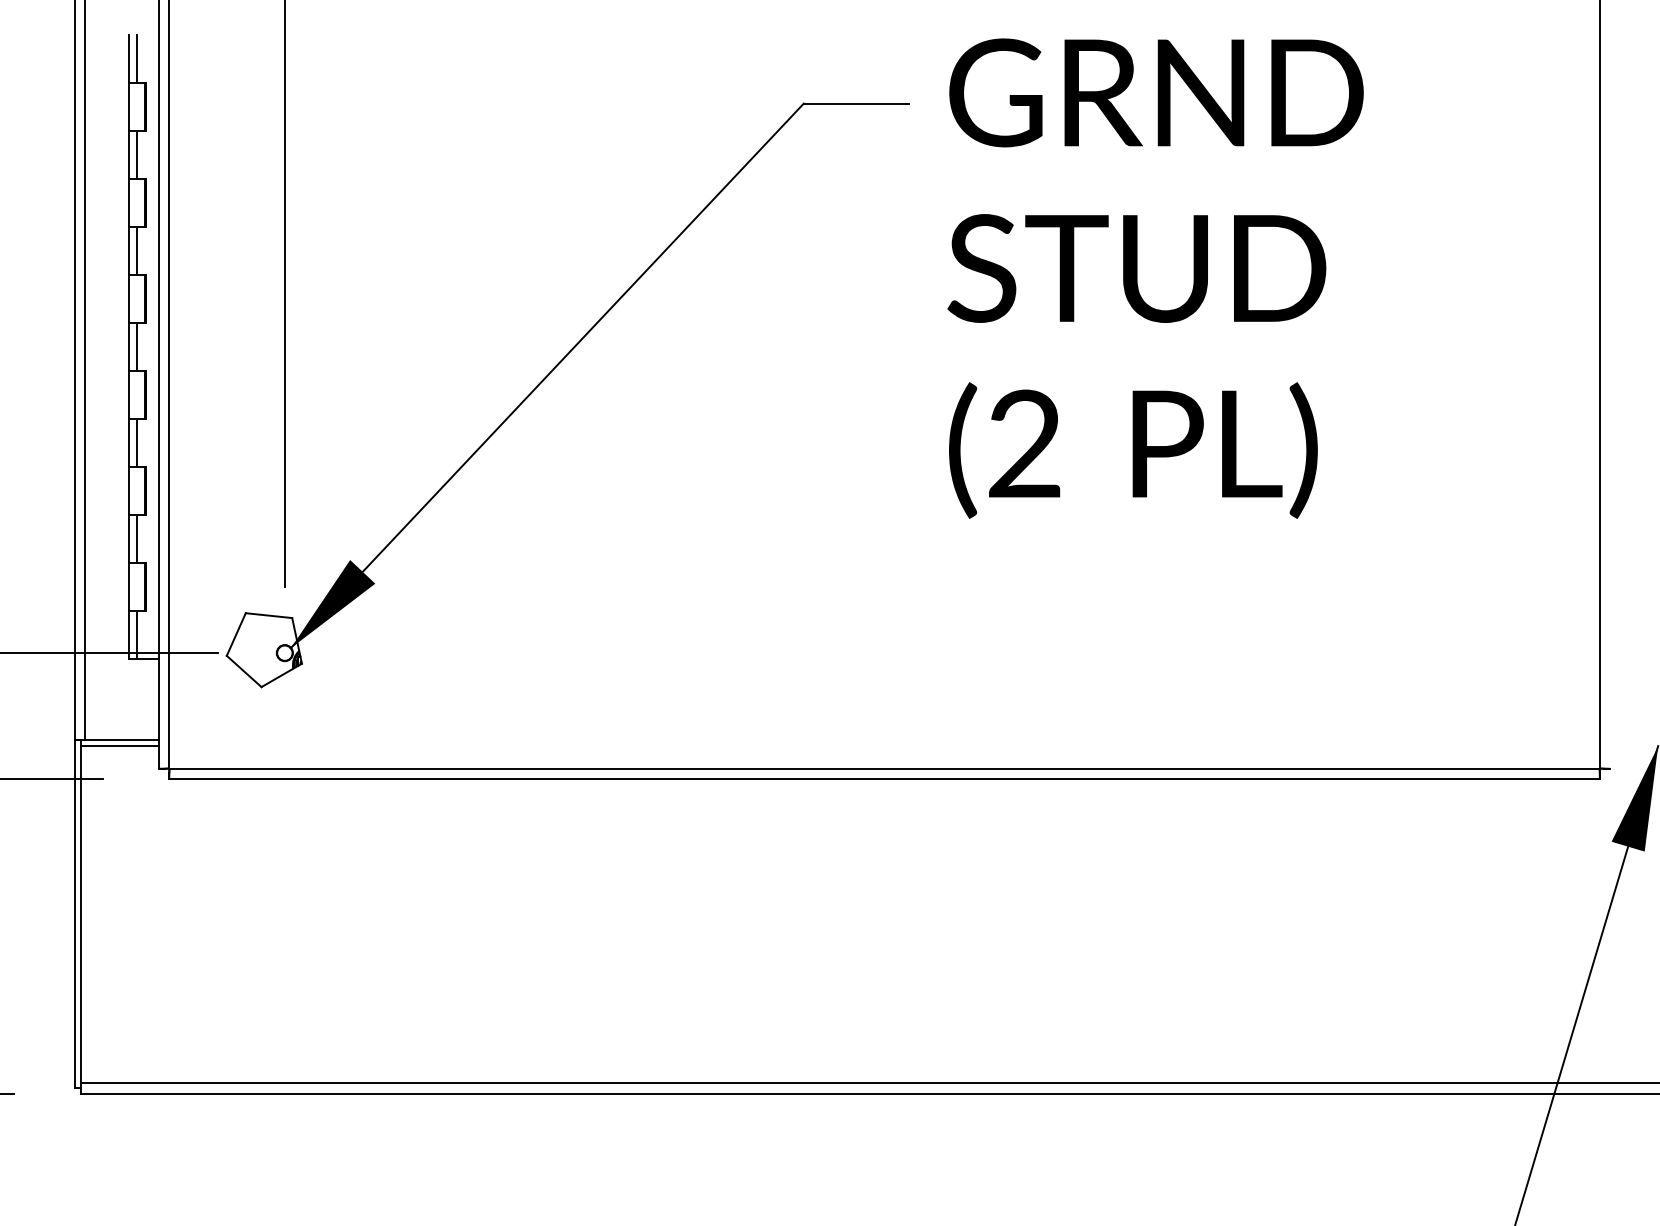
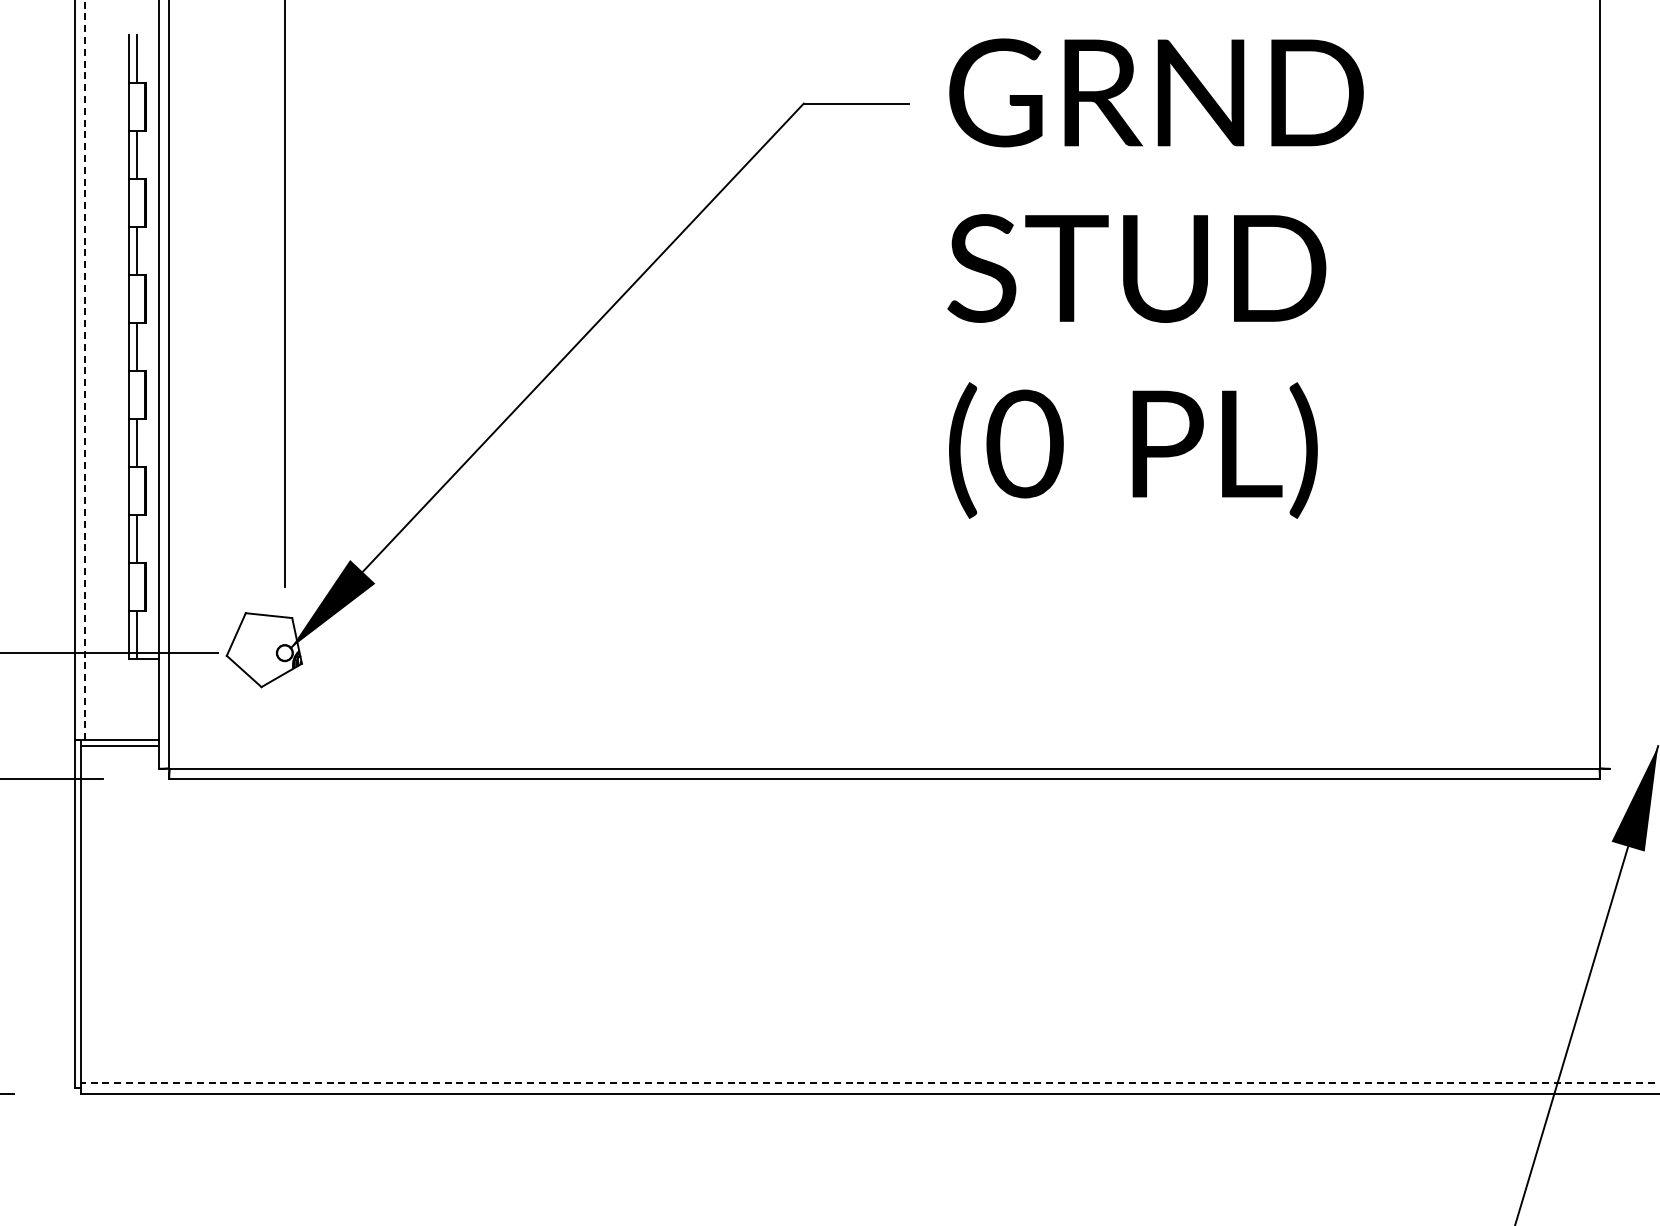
line: solid -> dashed (85, 370)
text: (2 -> (0 (1024, 443)
line: solid -> dashed (869, 1083)
